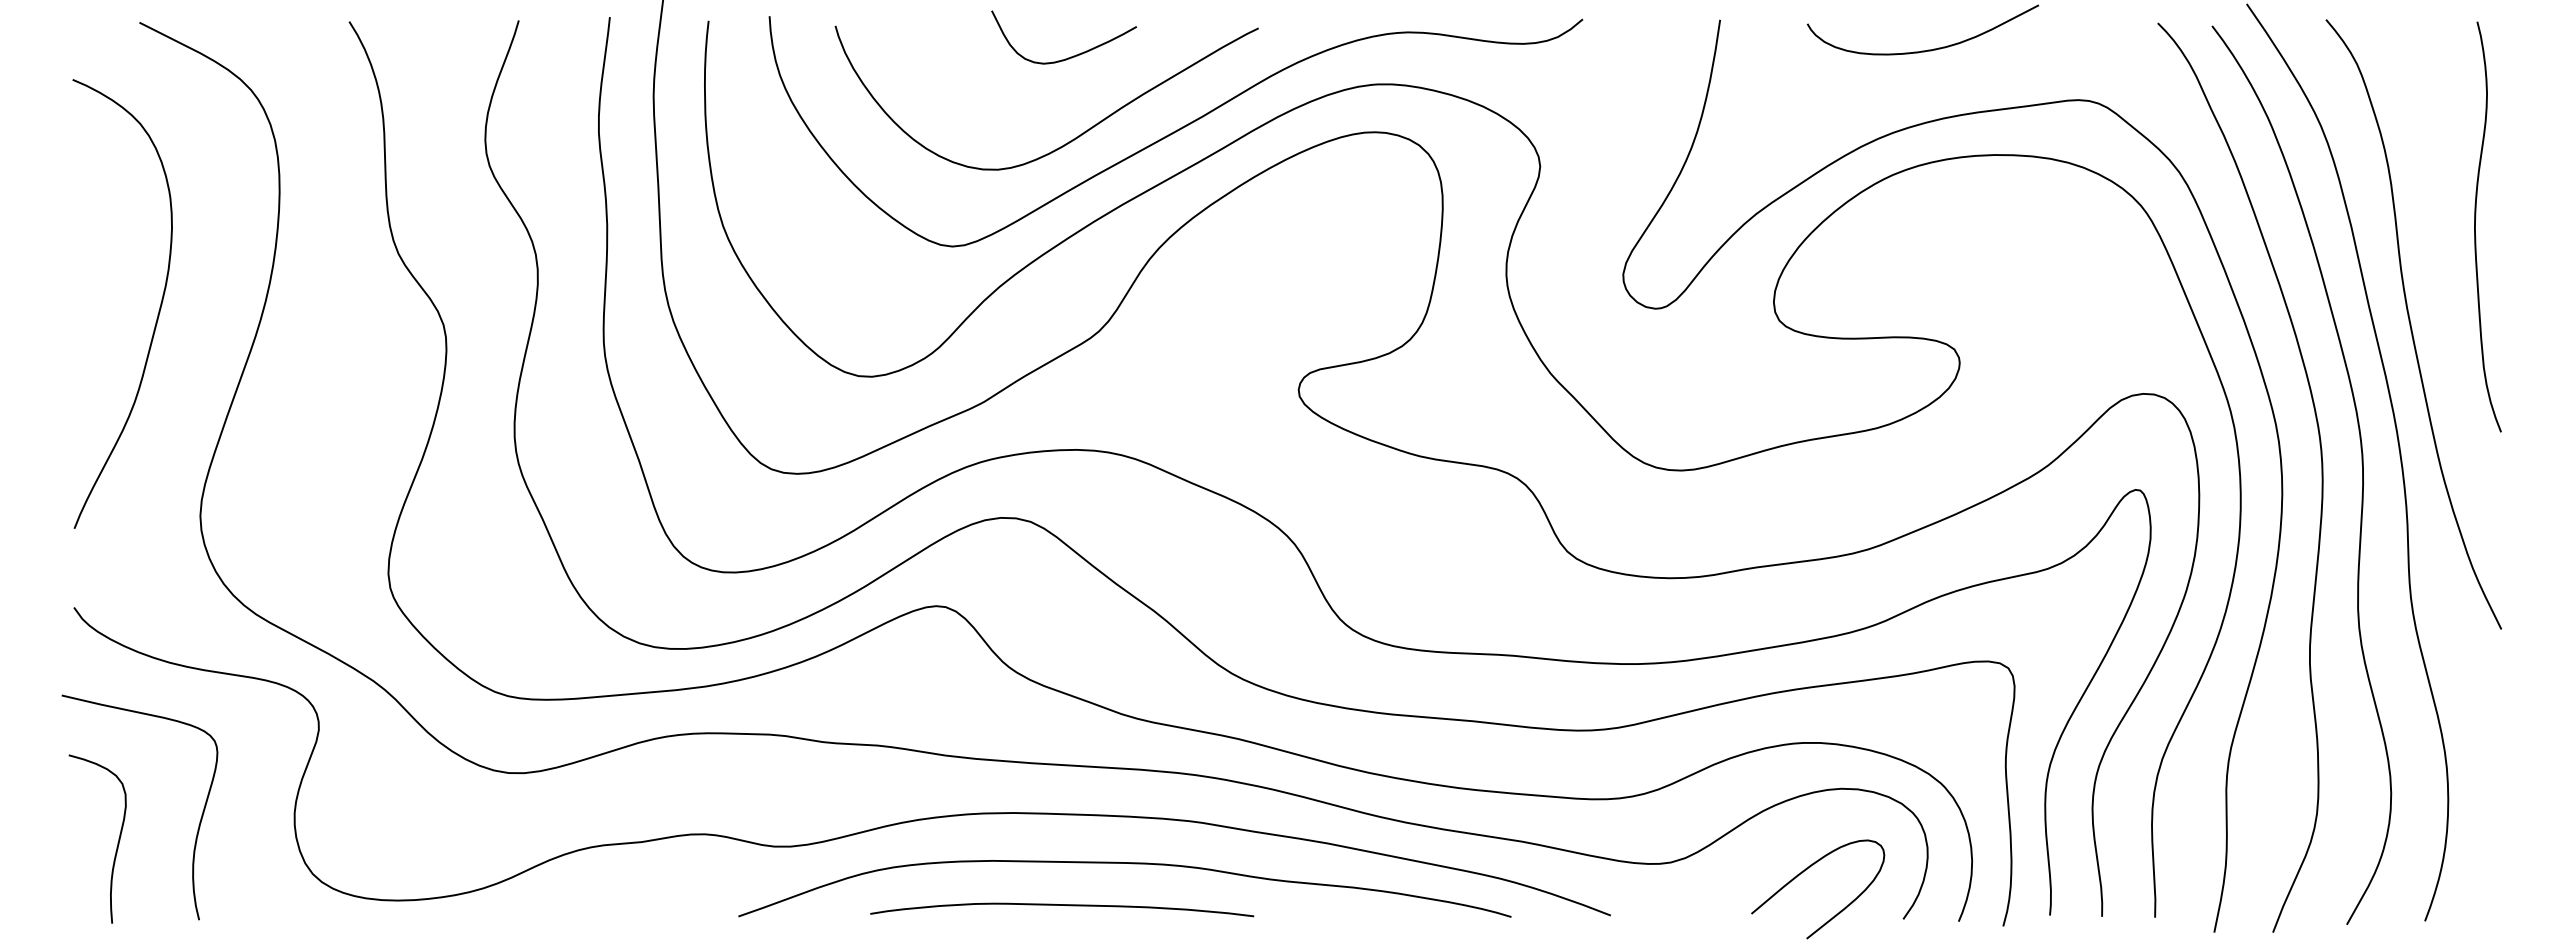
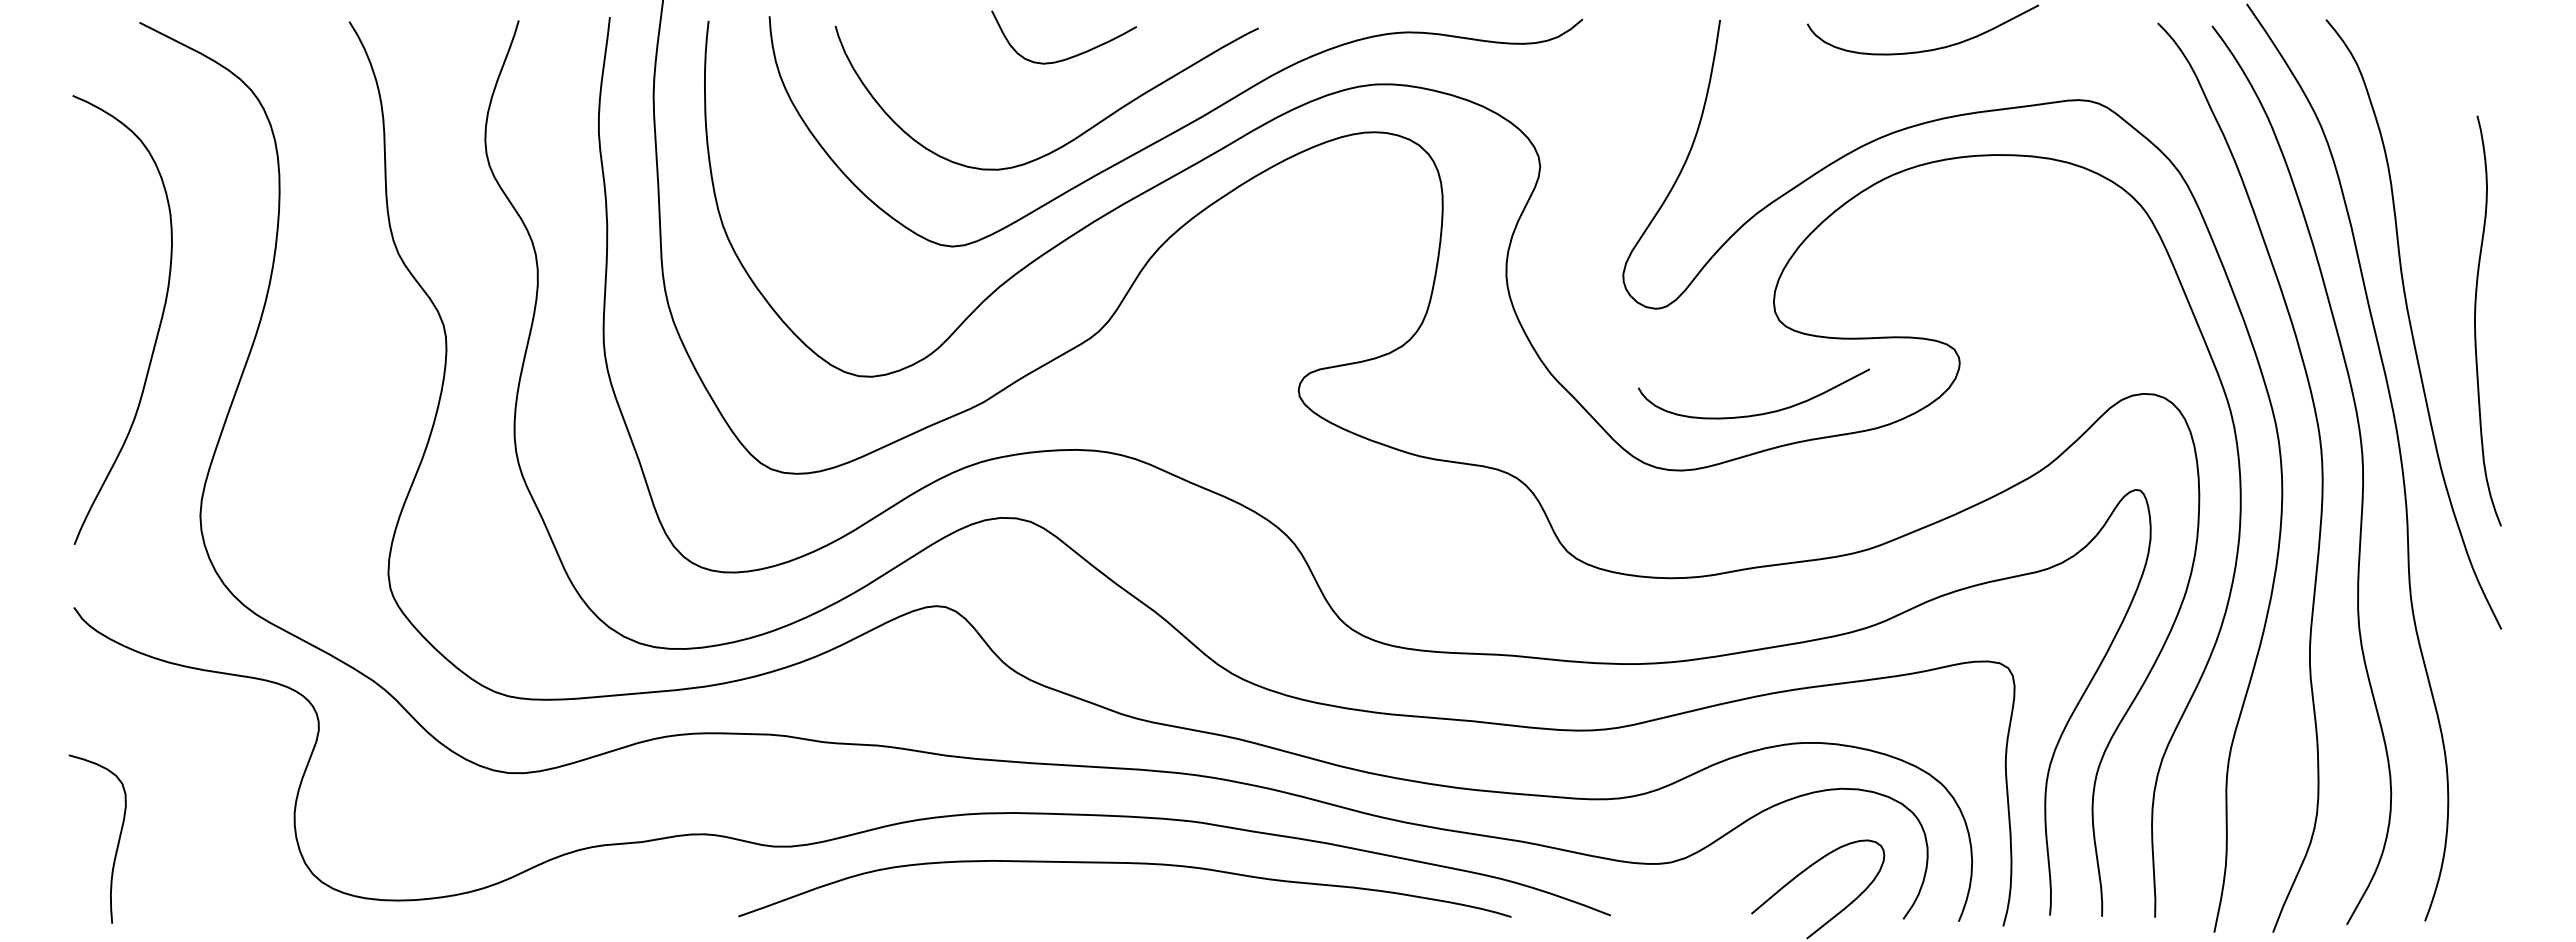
curve position: (2475, 226) -> (2475, 320) (2475, 320)
curve position: (158, 310) -> (158, 326) (158, 326)
curve: none -> present (1759, 413)
curve: present -> none (199, 821)
curve: present -> none (1062, 905)
